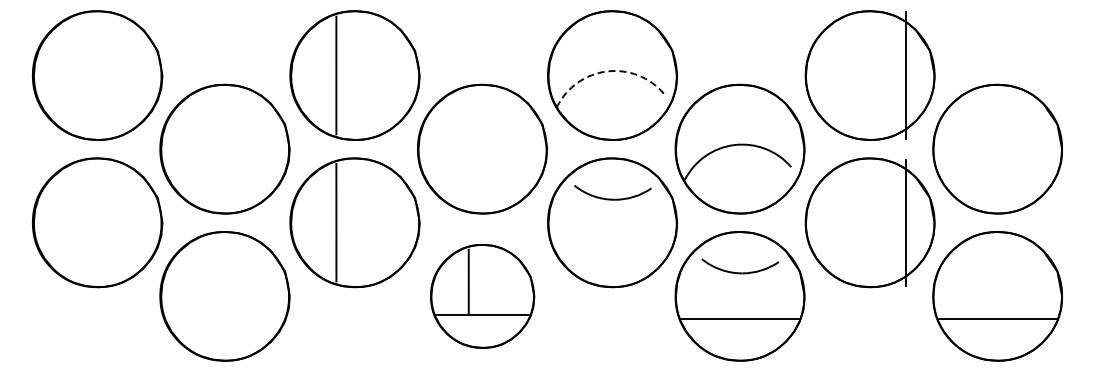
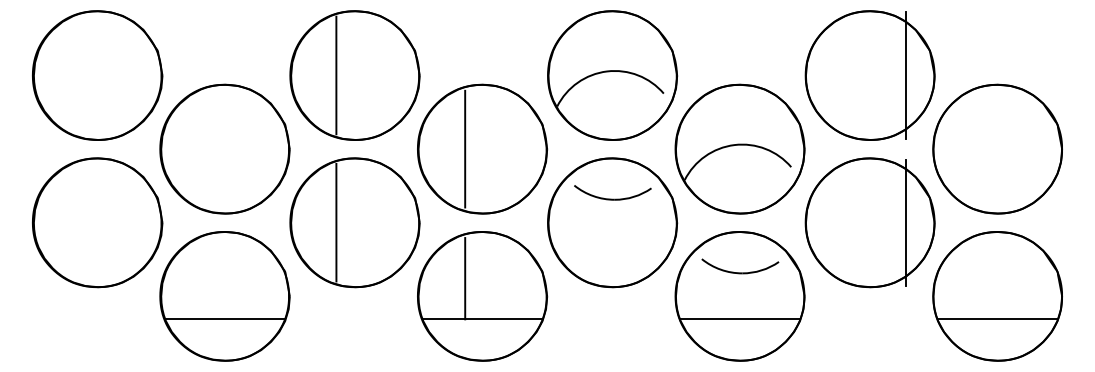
arc: dashed -> solid (607, 71)
line: none -> present (465, 148)
part size: 106x105 px -> 132x131 px (482, 296)
line: none -> present (224, 319)
